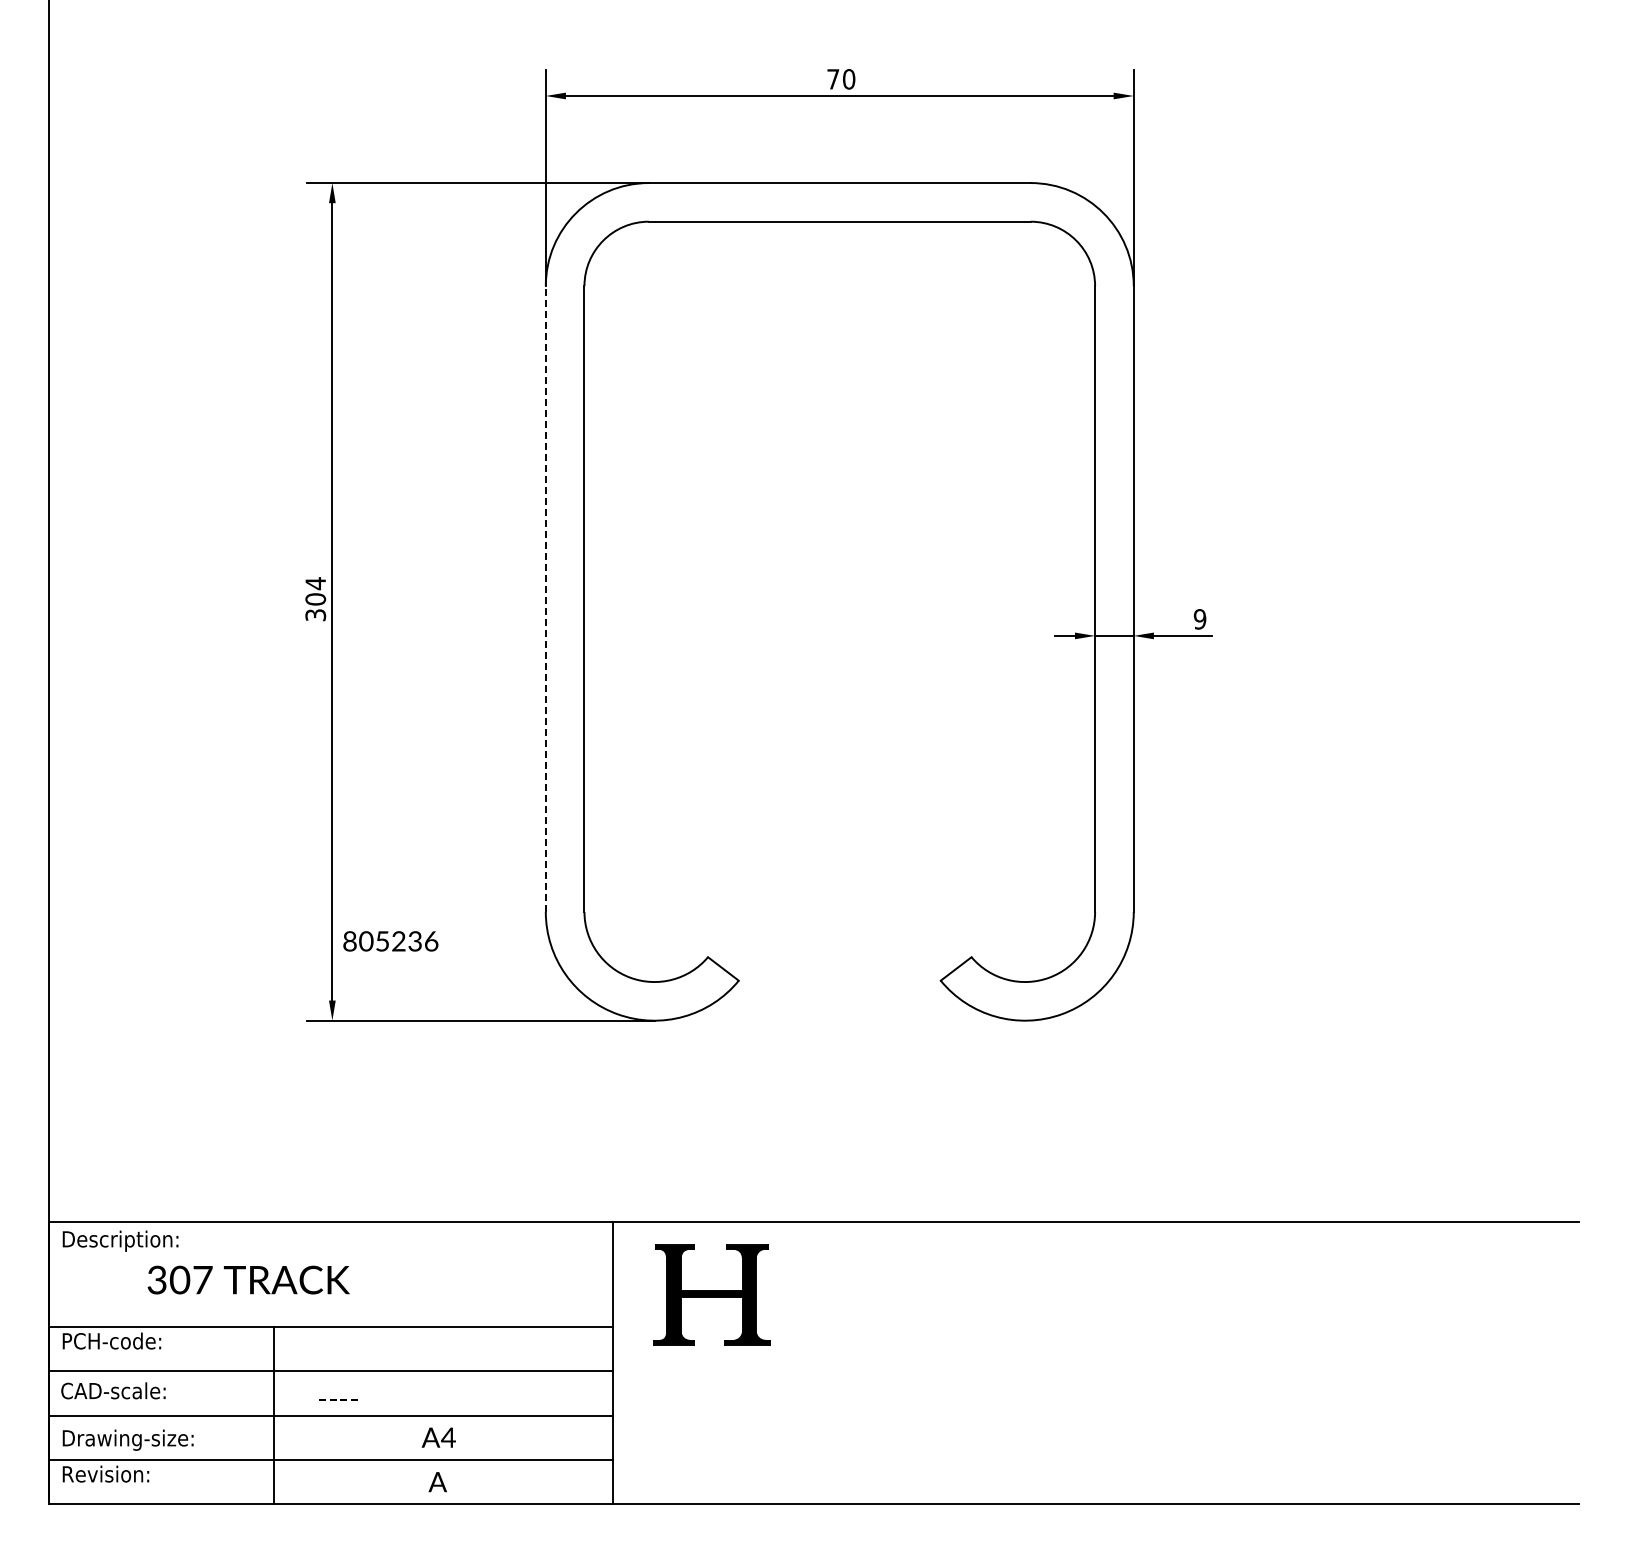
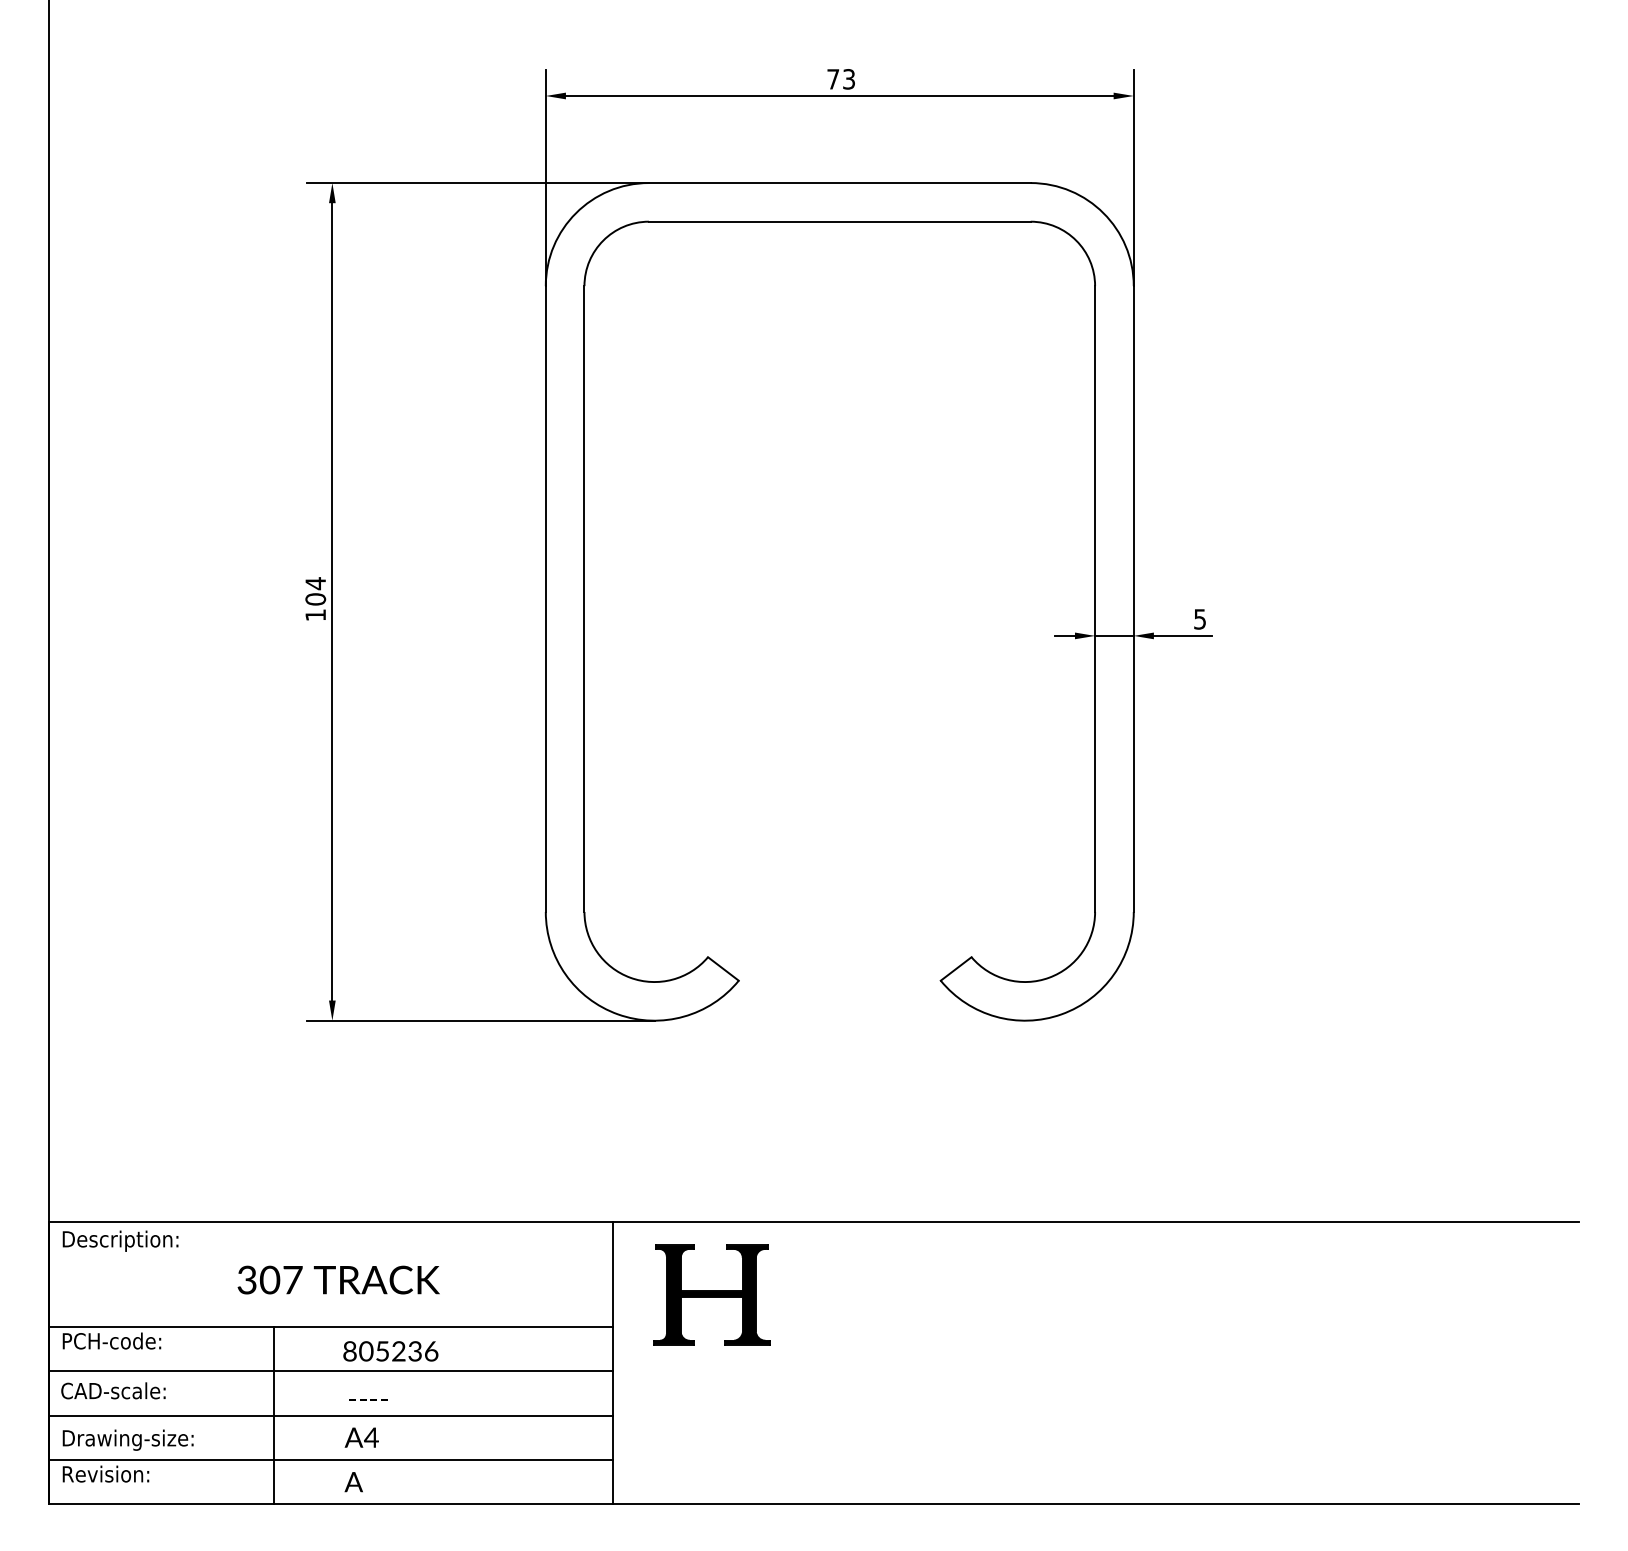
text: 70 -> 73 (849, 79)
line: dashed -> solid (545, 599)
text: 304 -> 104 (315, 615)
text: 9 -> 5 (1199, 619)
text position: (390, 941) -> (390, 1351) (390, 1351)
text position: (248, 1279) -> (338, 1279) (338, 1279)
text position: (338, 1399) -> (368, 1399) (368, 1399)
text position: (438, 1437) -> (361, 1437) (361, 1437)
text position: (437, 1482) -> (353, 1482) (353, 1482)
